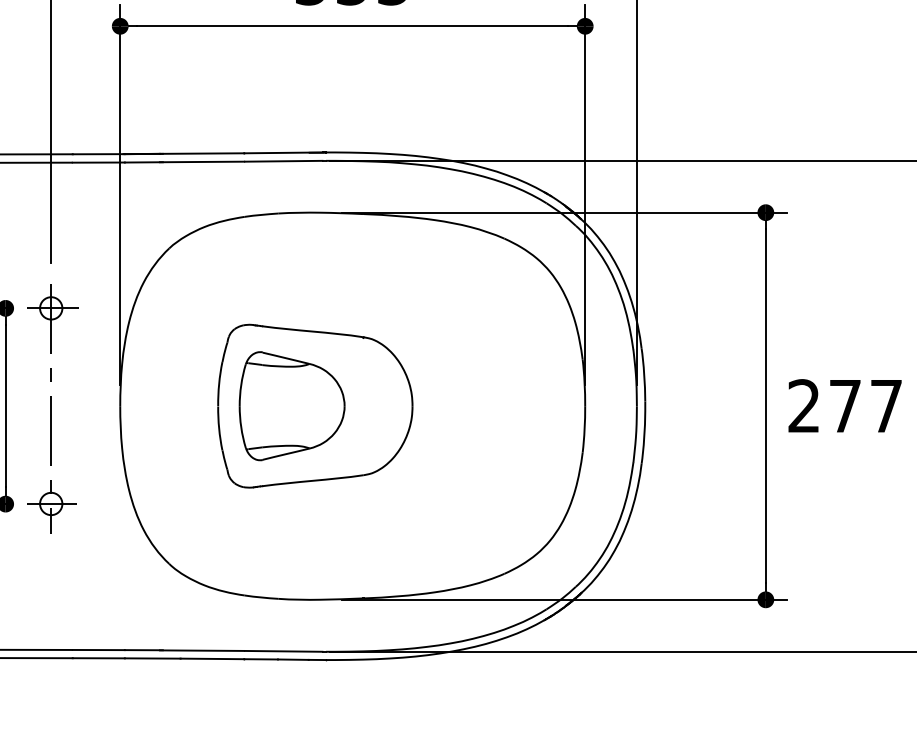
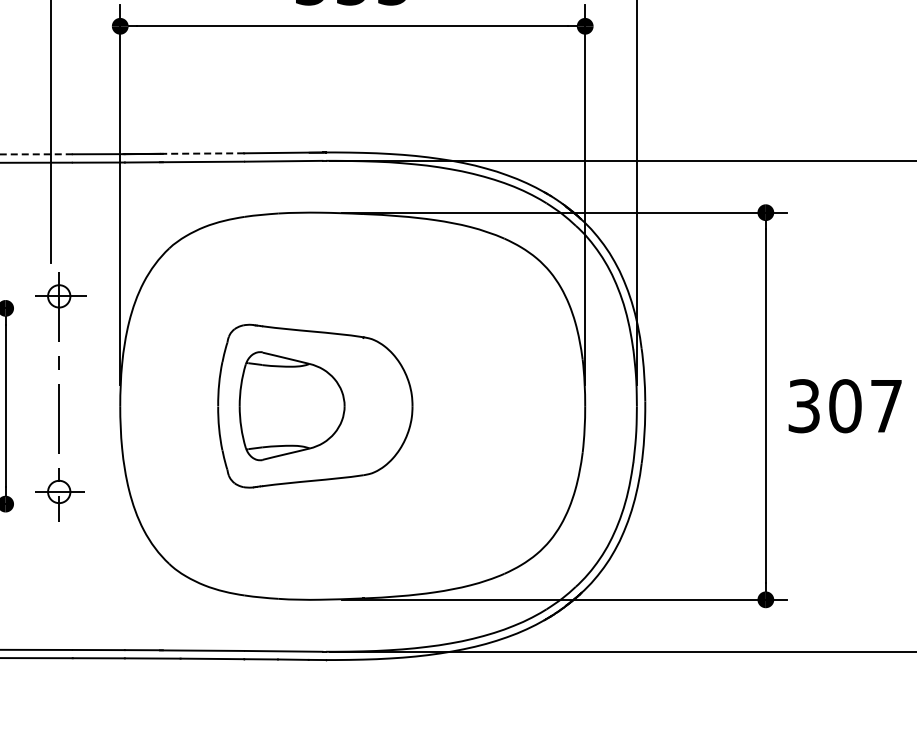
line: solid -> dashed (201, 153)
line: solid -> dashed (36, 154)
text: 277 -> 307 (824, 406)
part position: (52, 408) -> (60, 396) (60, 396)
